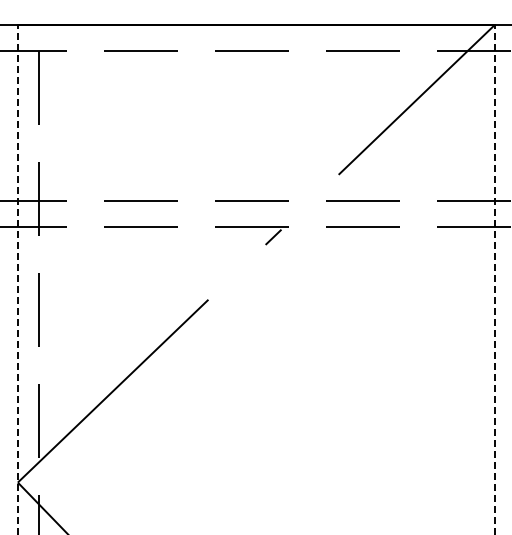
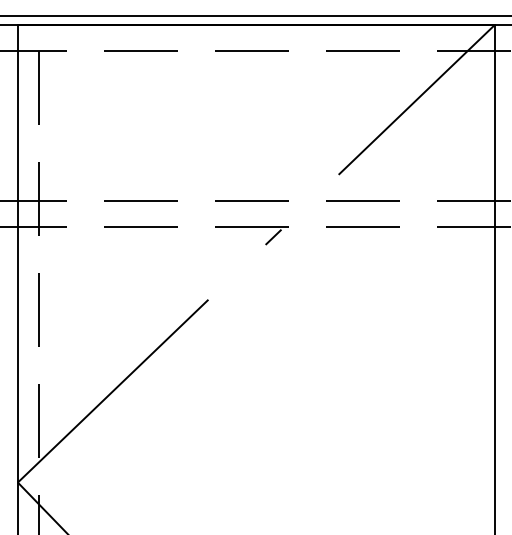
line: none -> present (255, 16)
line: dashed -> solid (17, 279)
line: dashed -> solid (494, 279)
